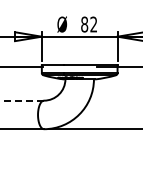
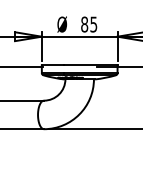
text: 82 -> 85 (93, 24)
line: dashed -> solid (22, 100)
